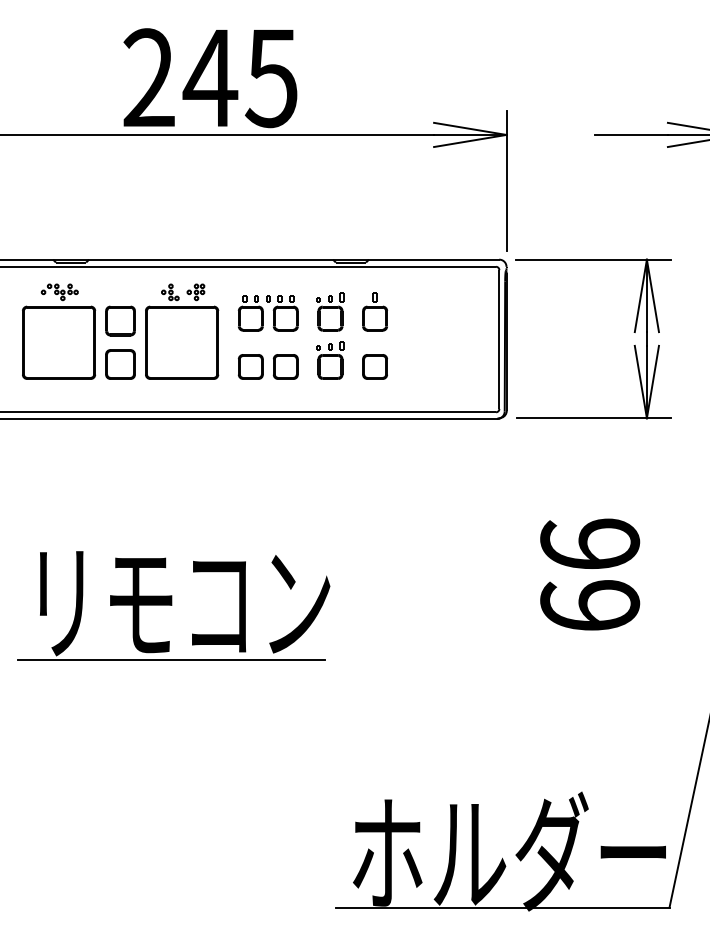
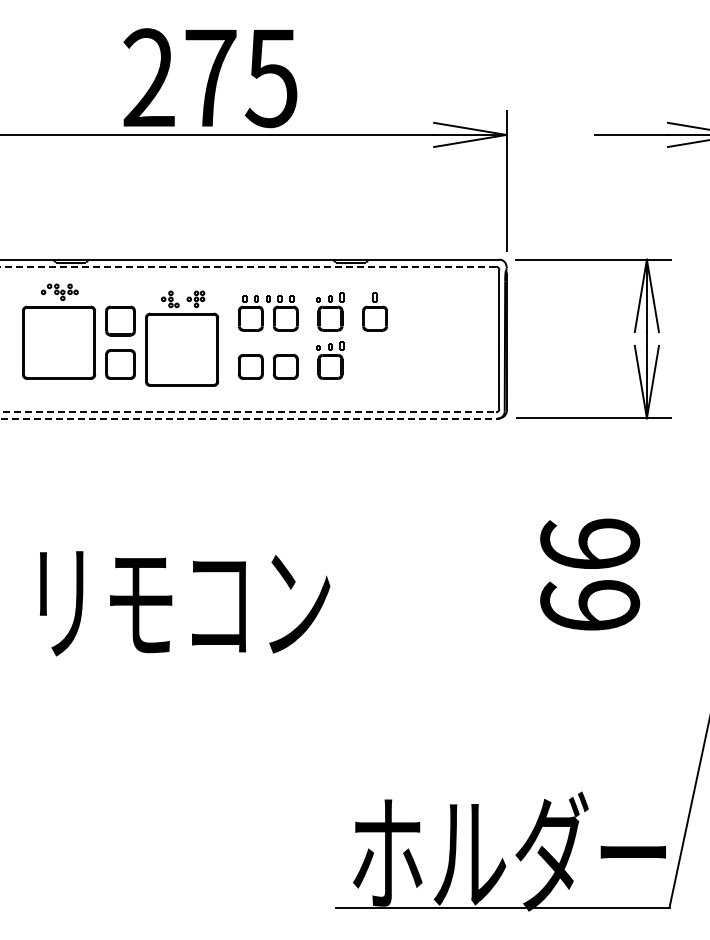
text: 245 -> 275 (210, 77)
line: solid -> dashed (248, 266)
part position: (182, 331) -> (182, 338) (182, 338)
part: present -> none (374, 366)
line: solid -> dashed (248, 412)
line: solid -> dashed (248, 418)
line: present -> none (171, 659)
